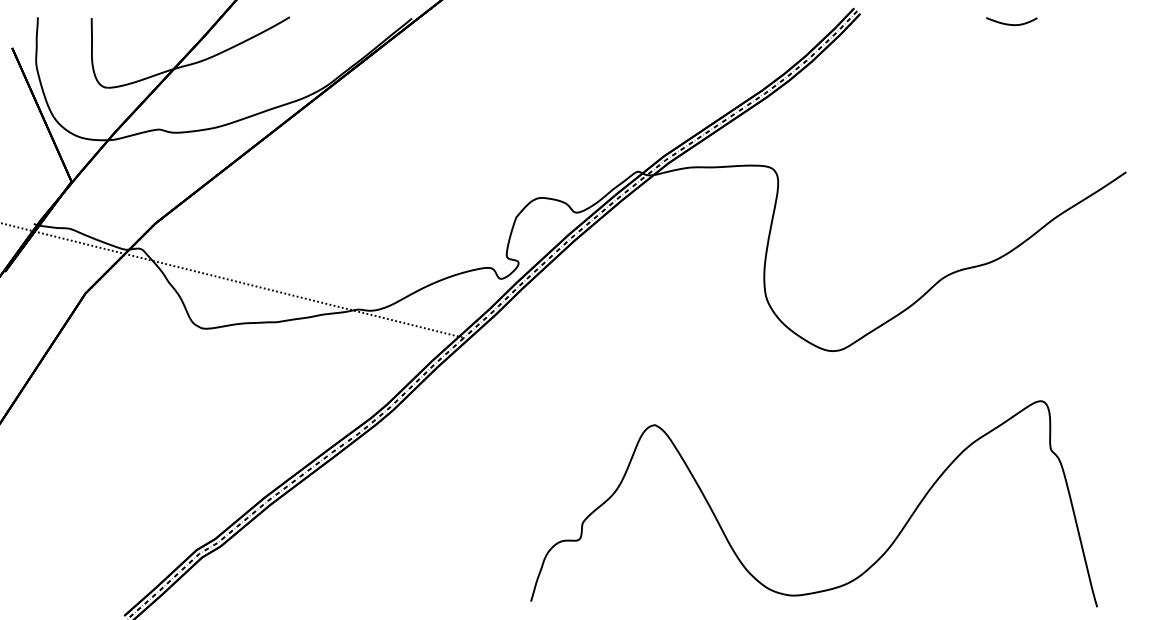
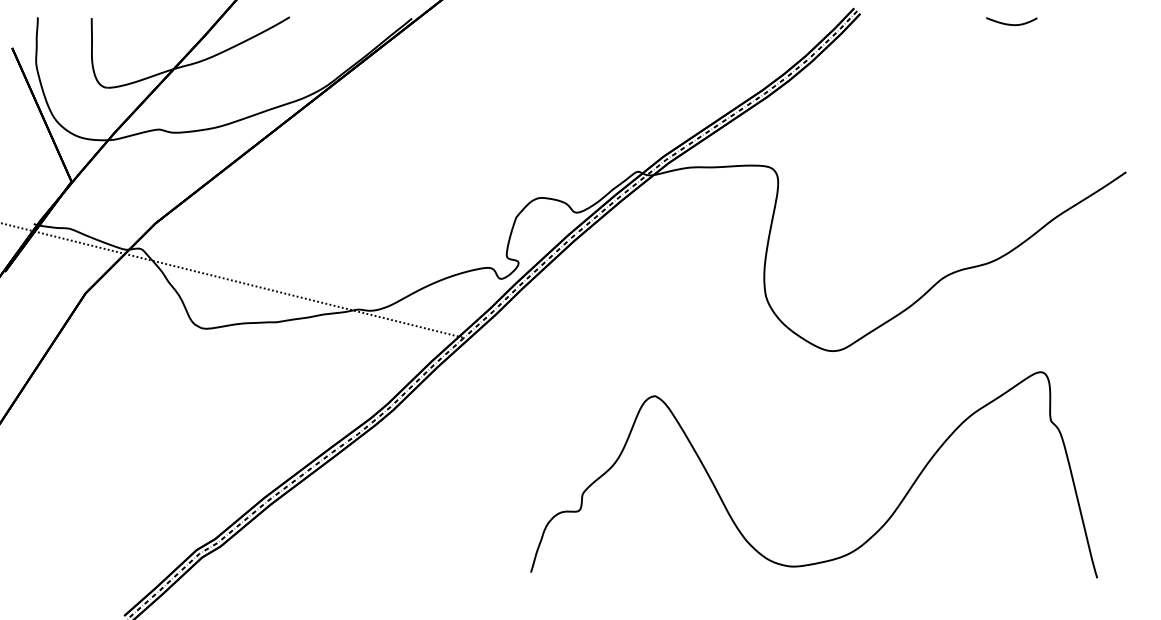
curve position: (870, 565) -> (870, 536) (870, 536)
